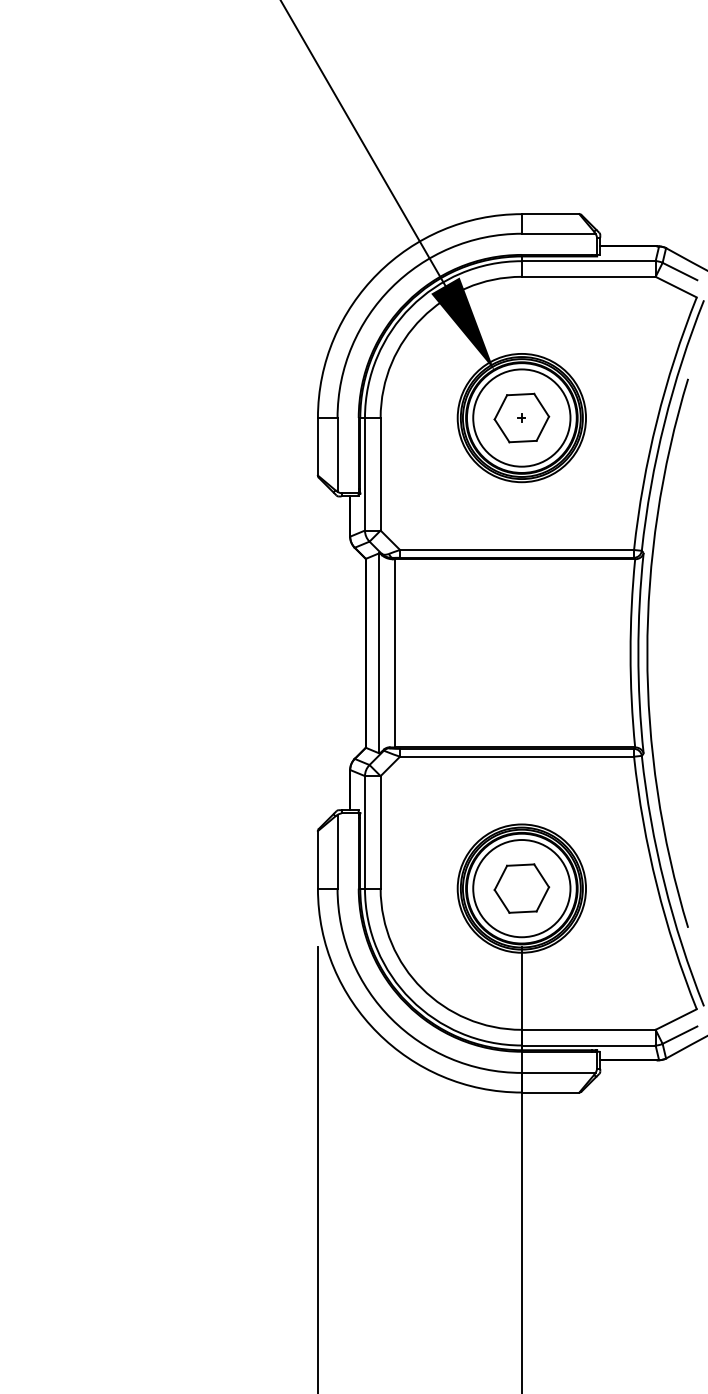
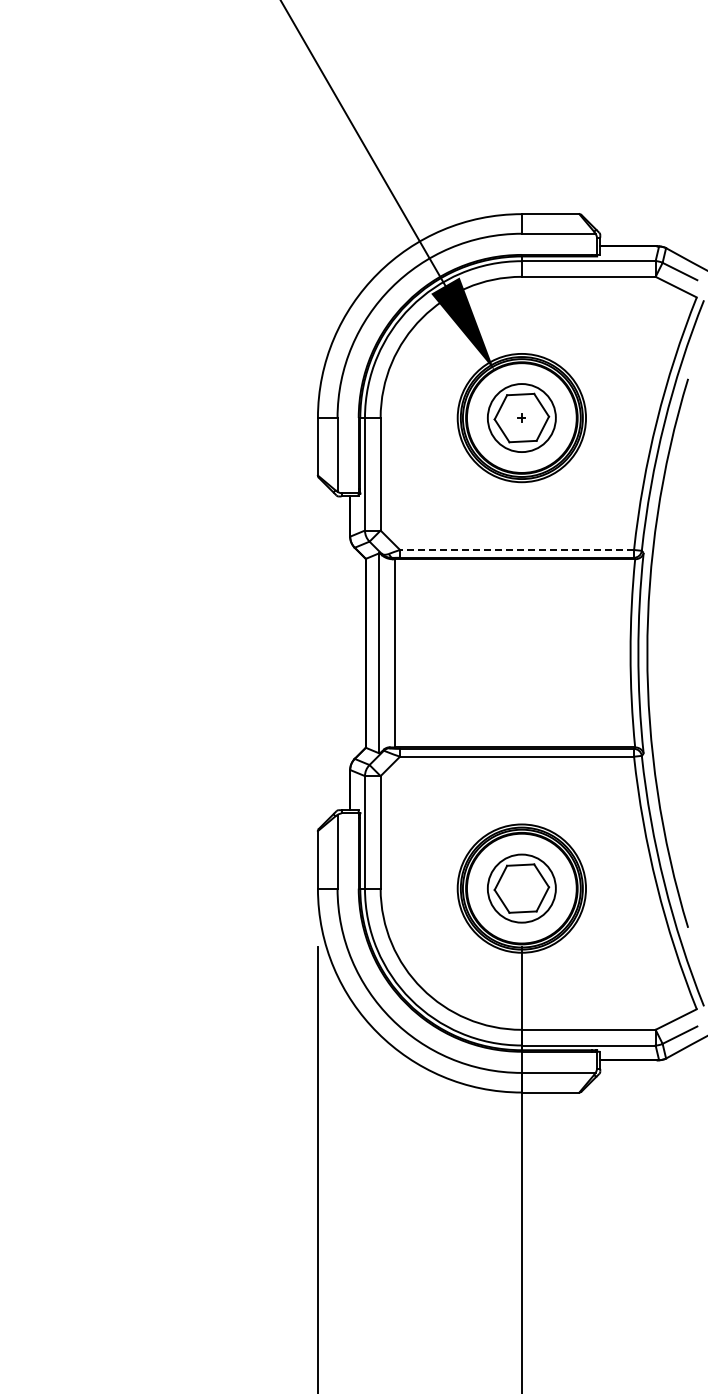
circle diameter: 97 px -> 68 px (521, 418)
line: solid -> dashed (516, 549)
circle diameter: 97 px -> 68 px (521, 888)
